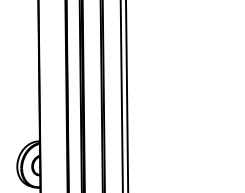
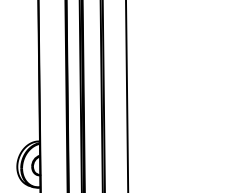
line: present -> none (121, 95)
